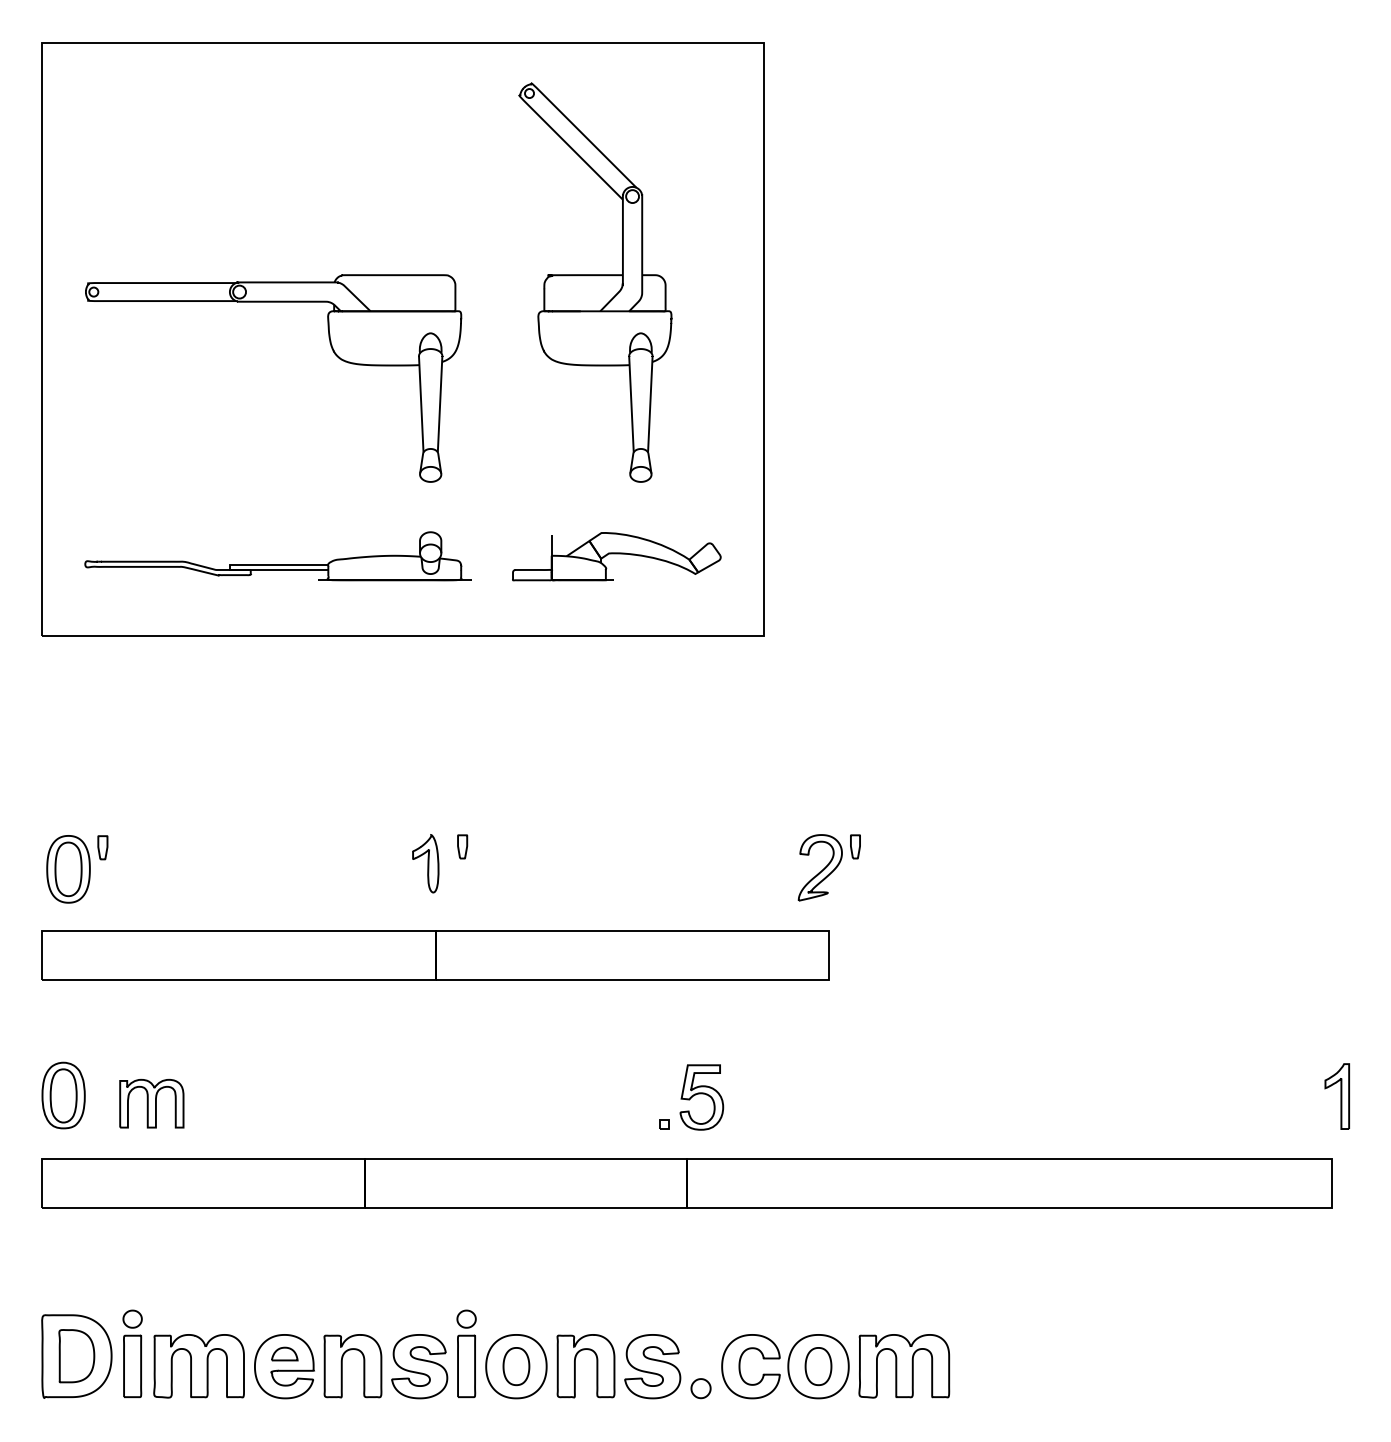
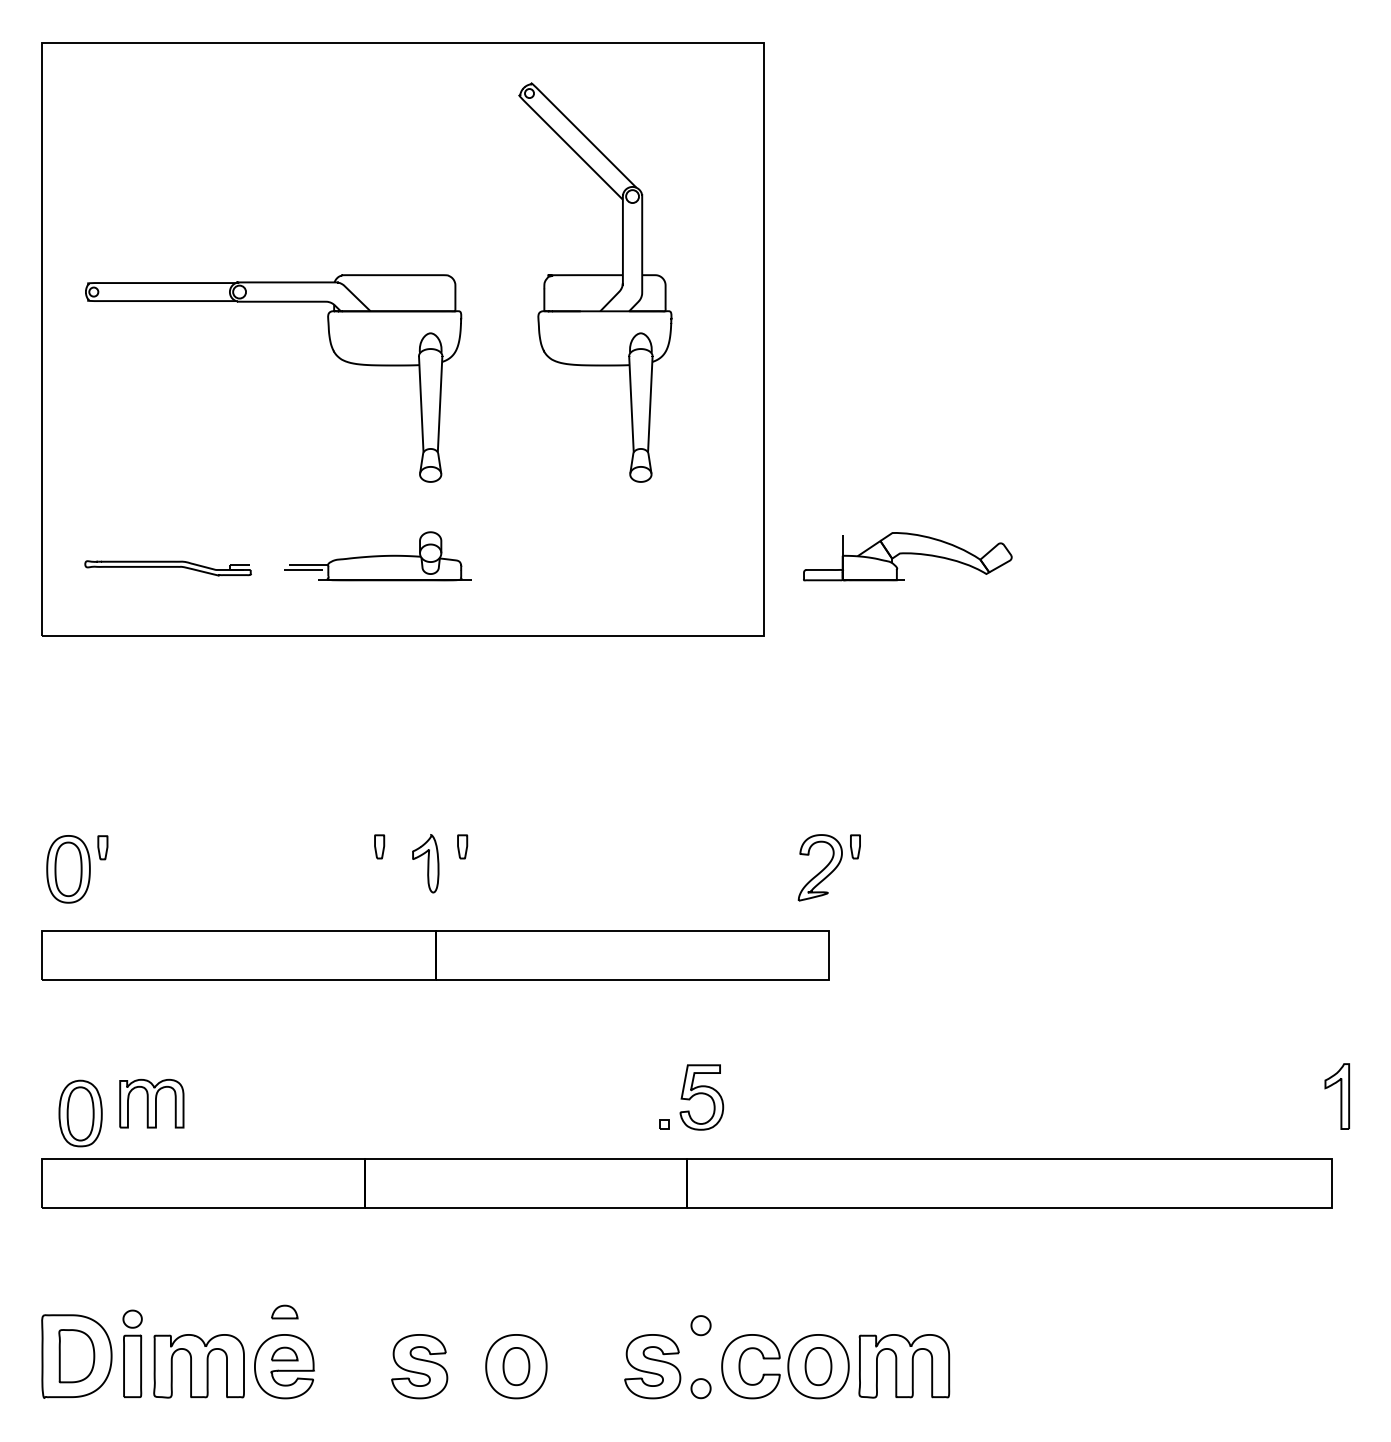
part position: (616, 556) -> (907, 556) (907, 556)
line: solid -> dashed (229, 567)
part: none -> present (379, 846)
part position: (63, 1095) -> (80, 1113) (80, 1113)
part: none -> present (284, 1311)
part: none -> present (700, 1325)
part: present -> none (466, 1353)
part: present -> none (342, 1366)
part: present -> none (575, 1366)
